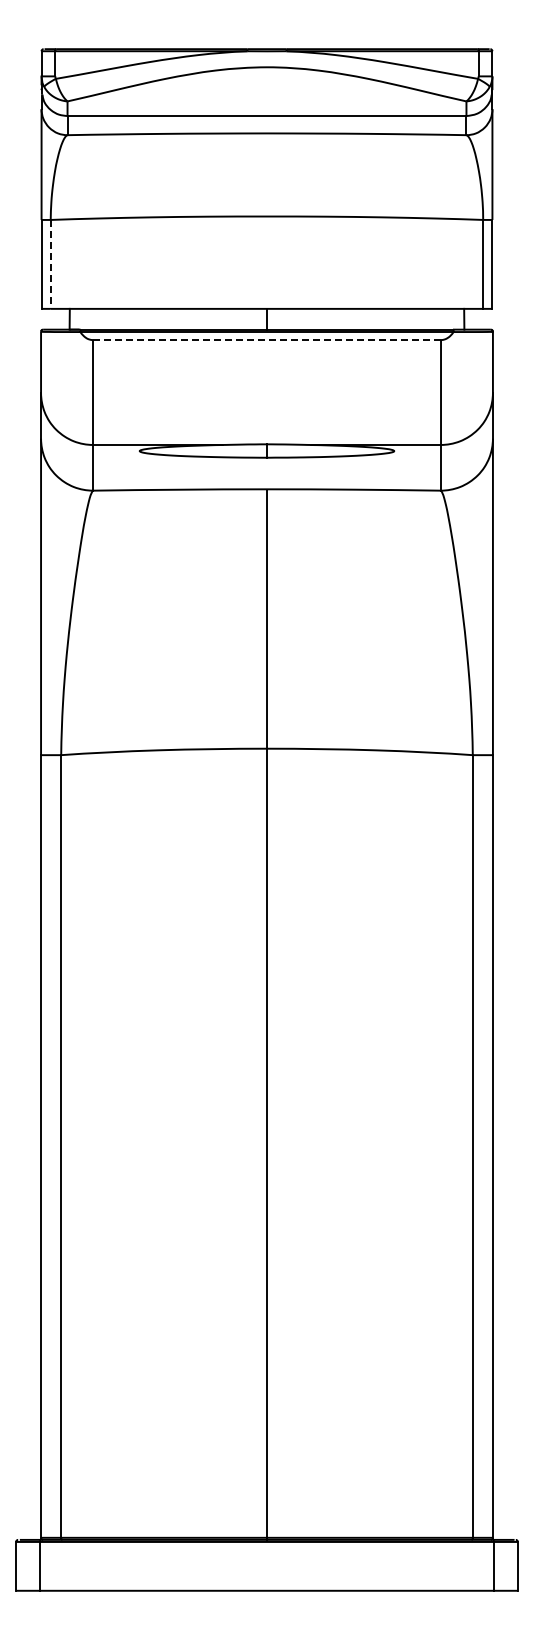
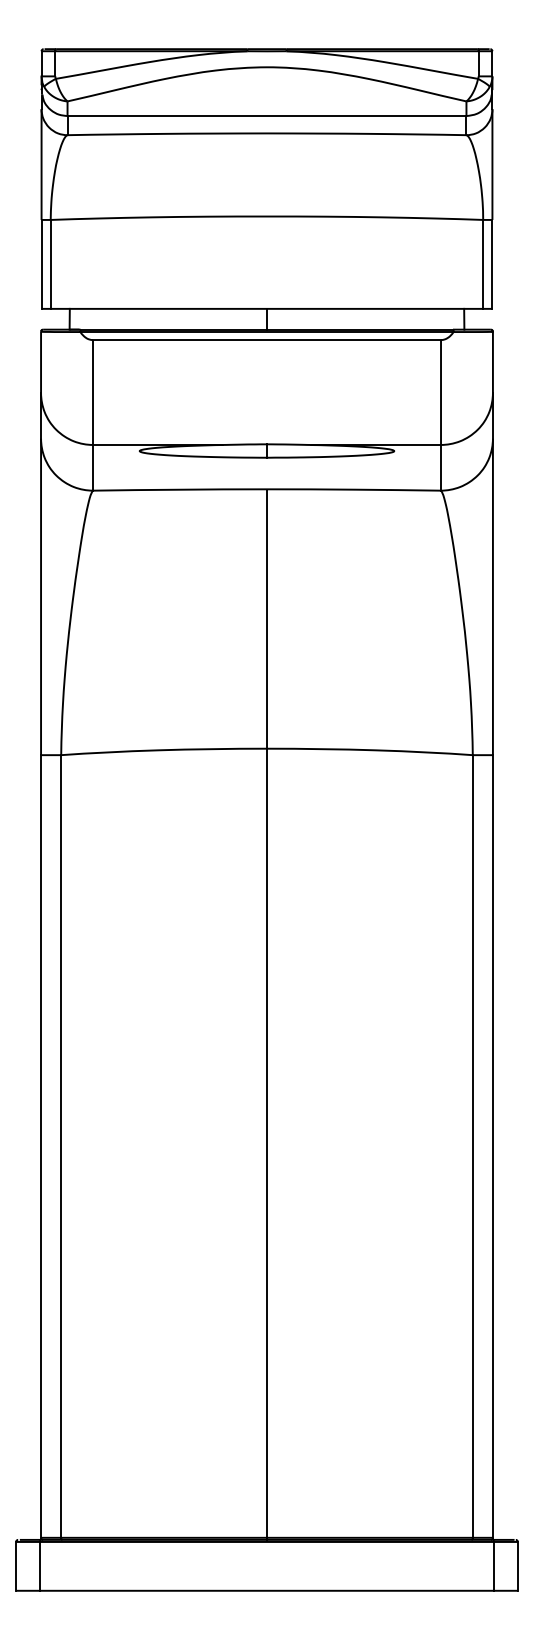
line: dashed -> solid (50, 264)
line: dashed -> solid (267, 340)
